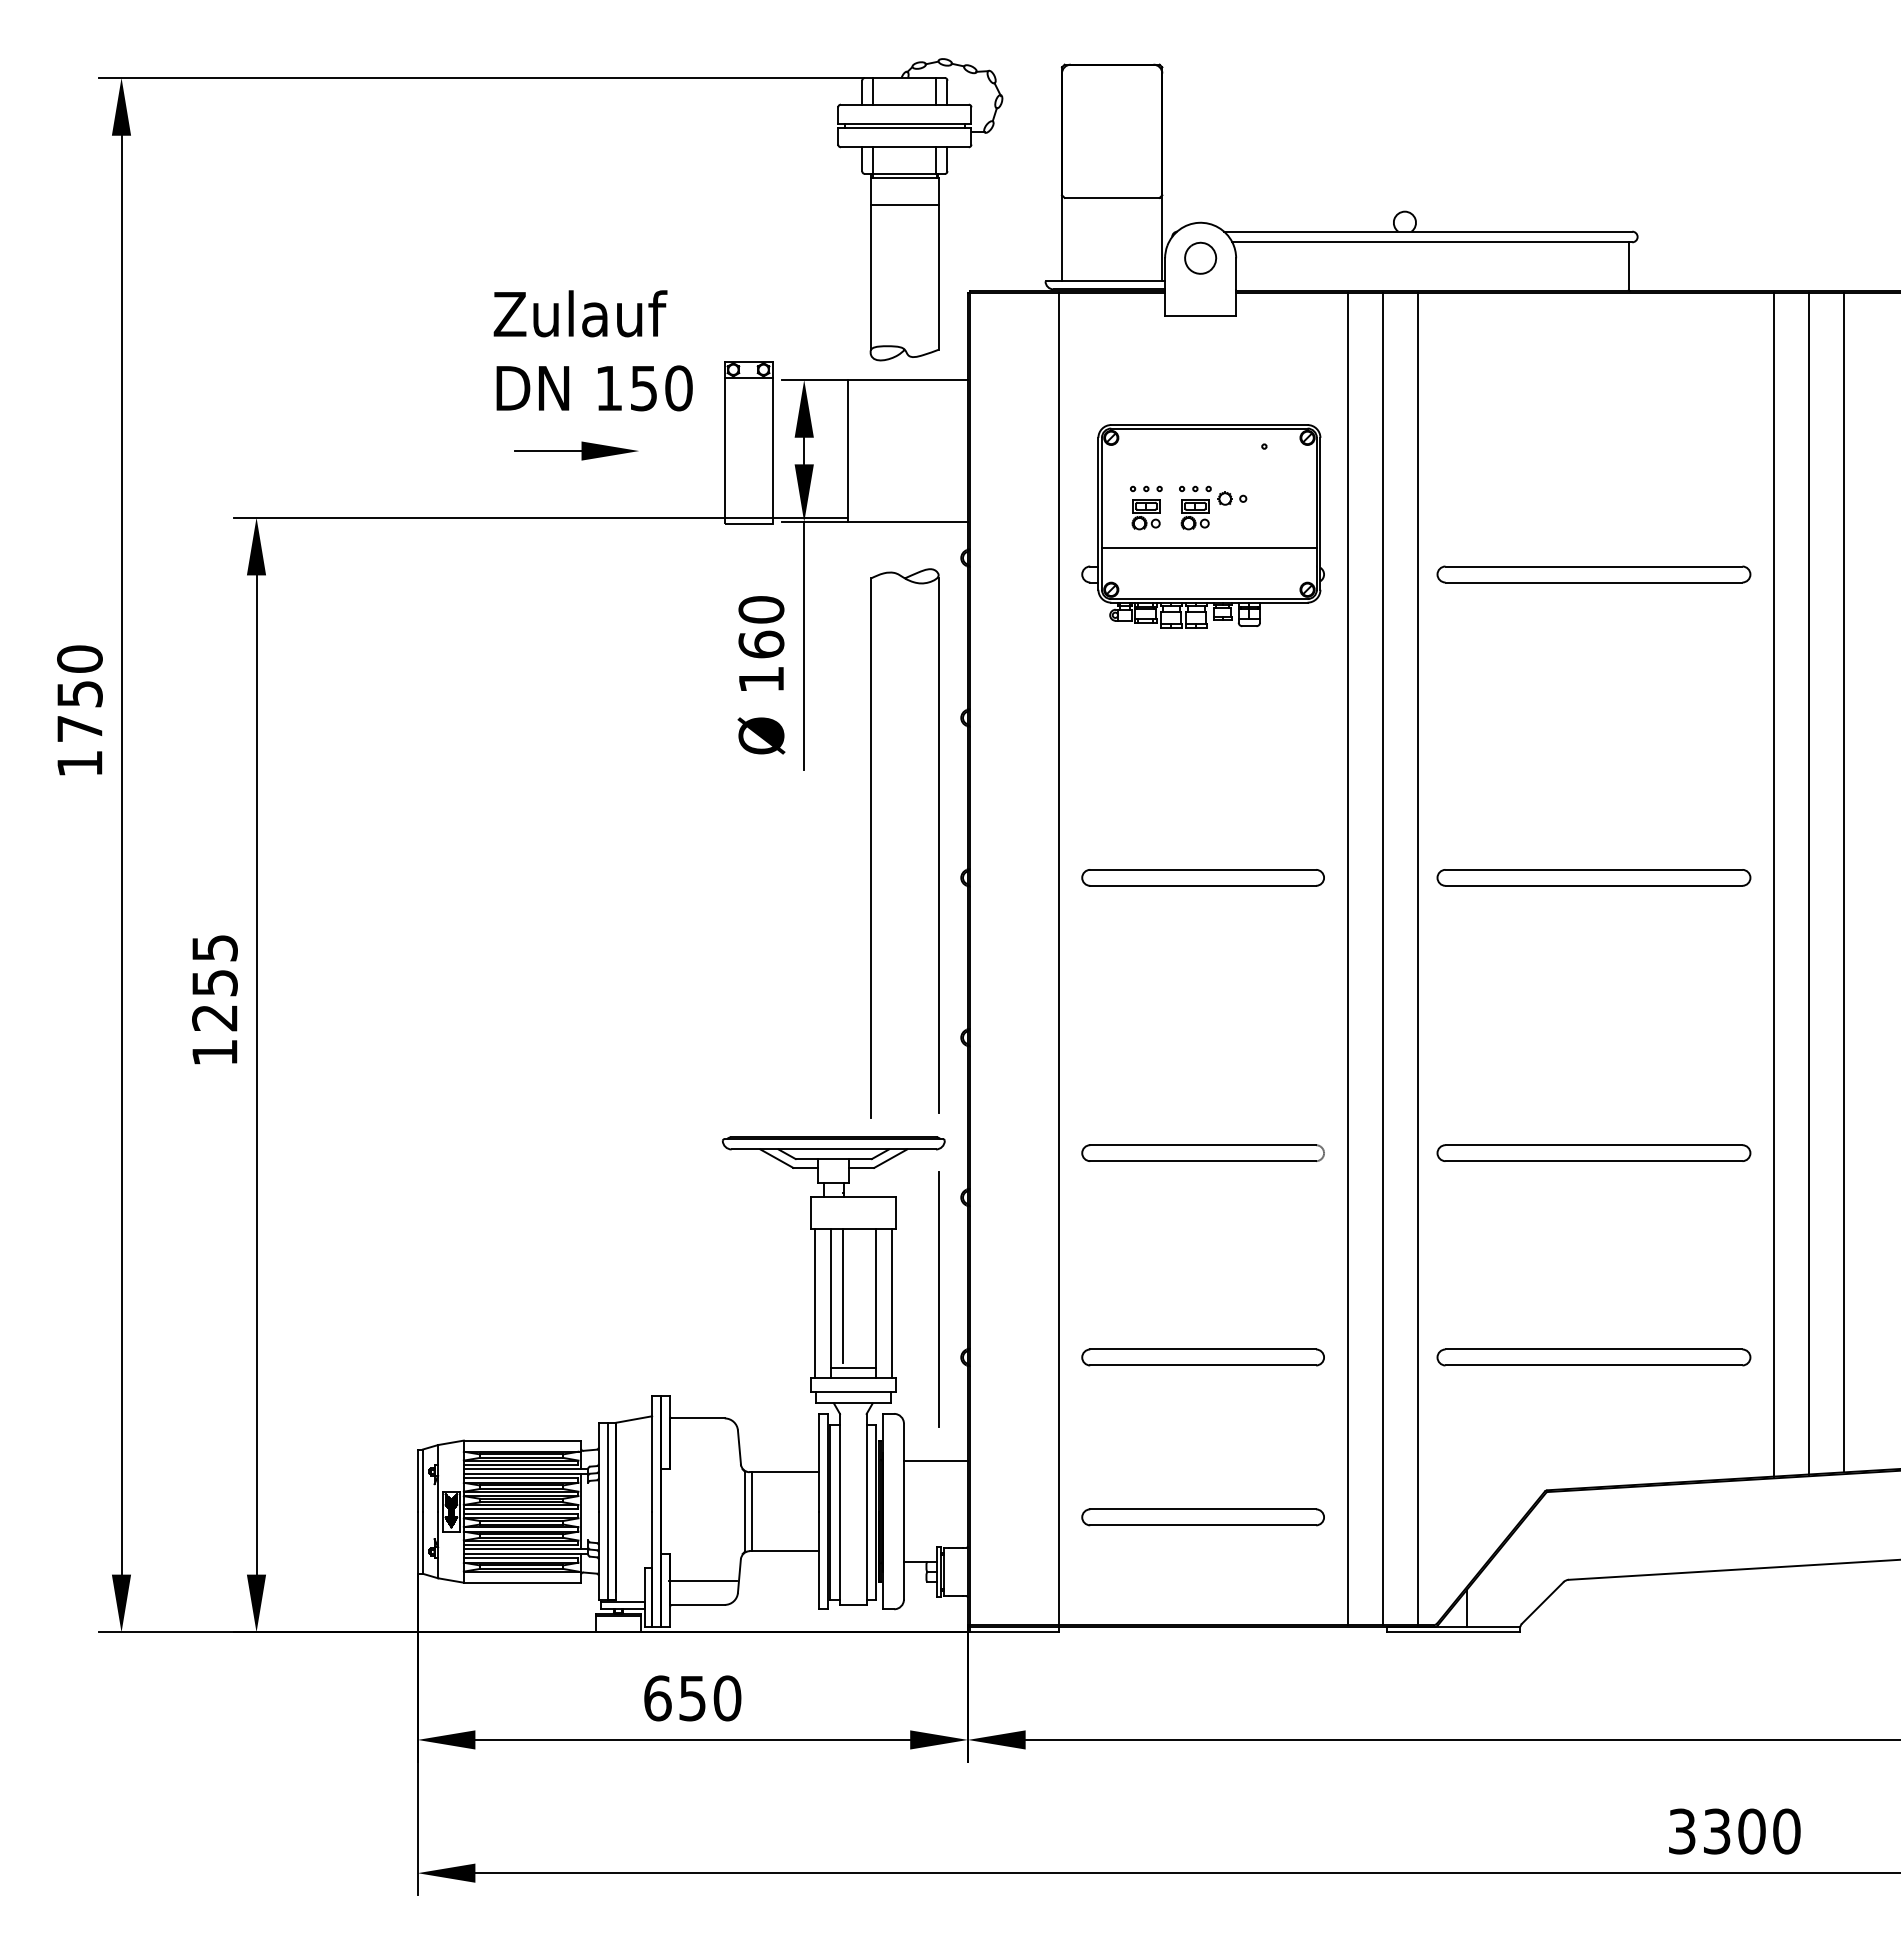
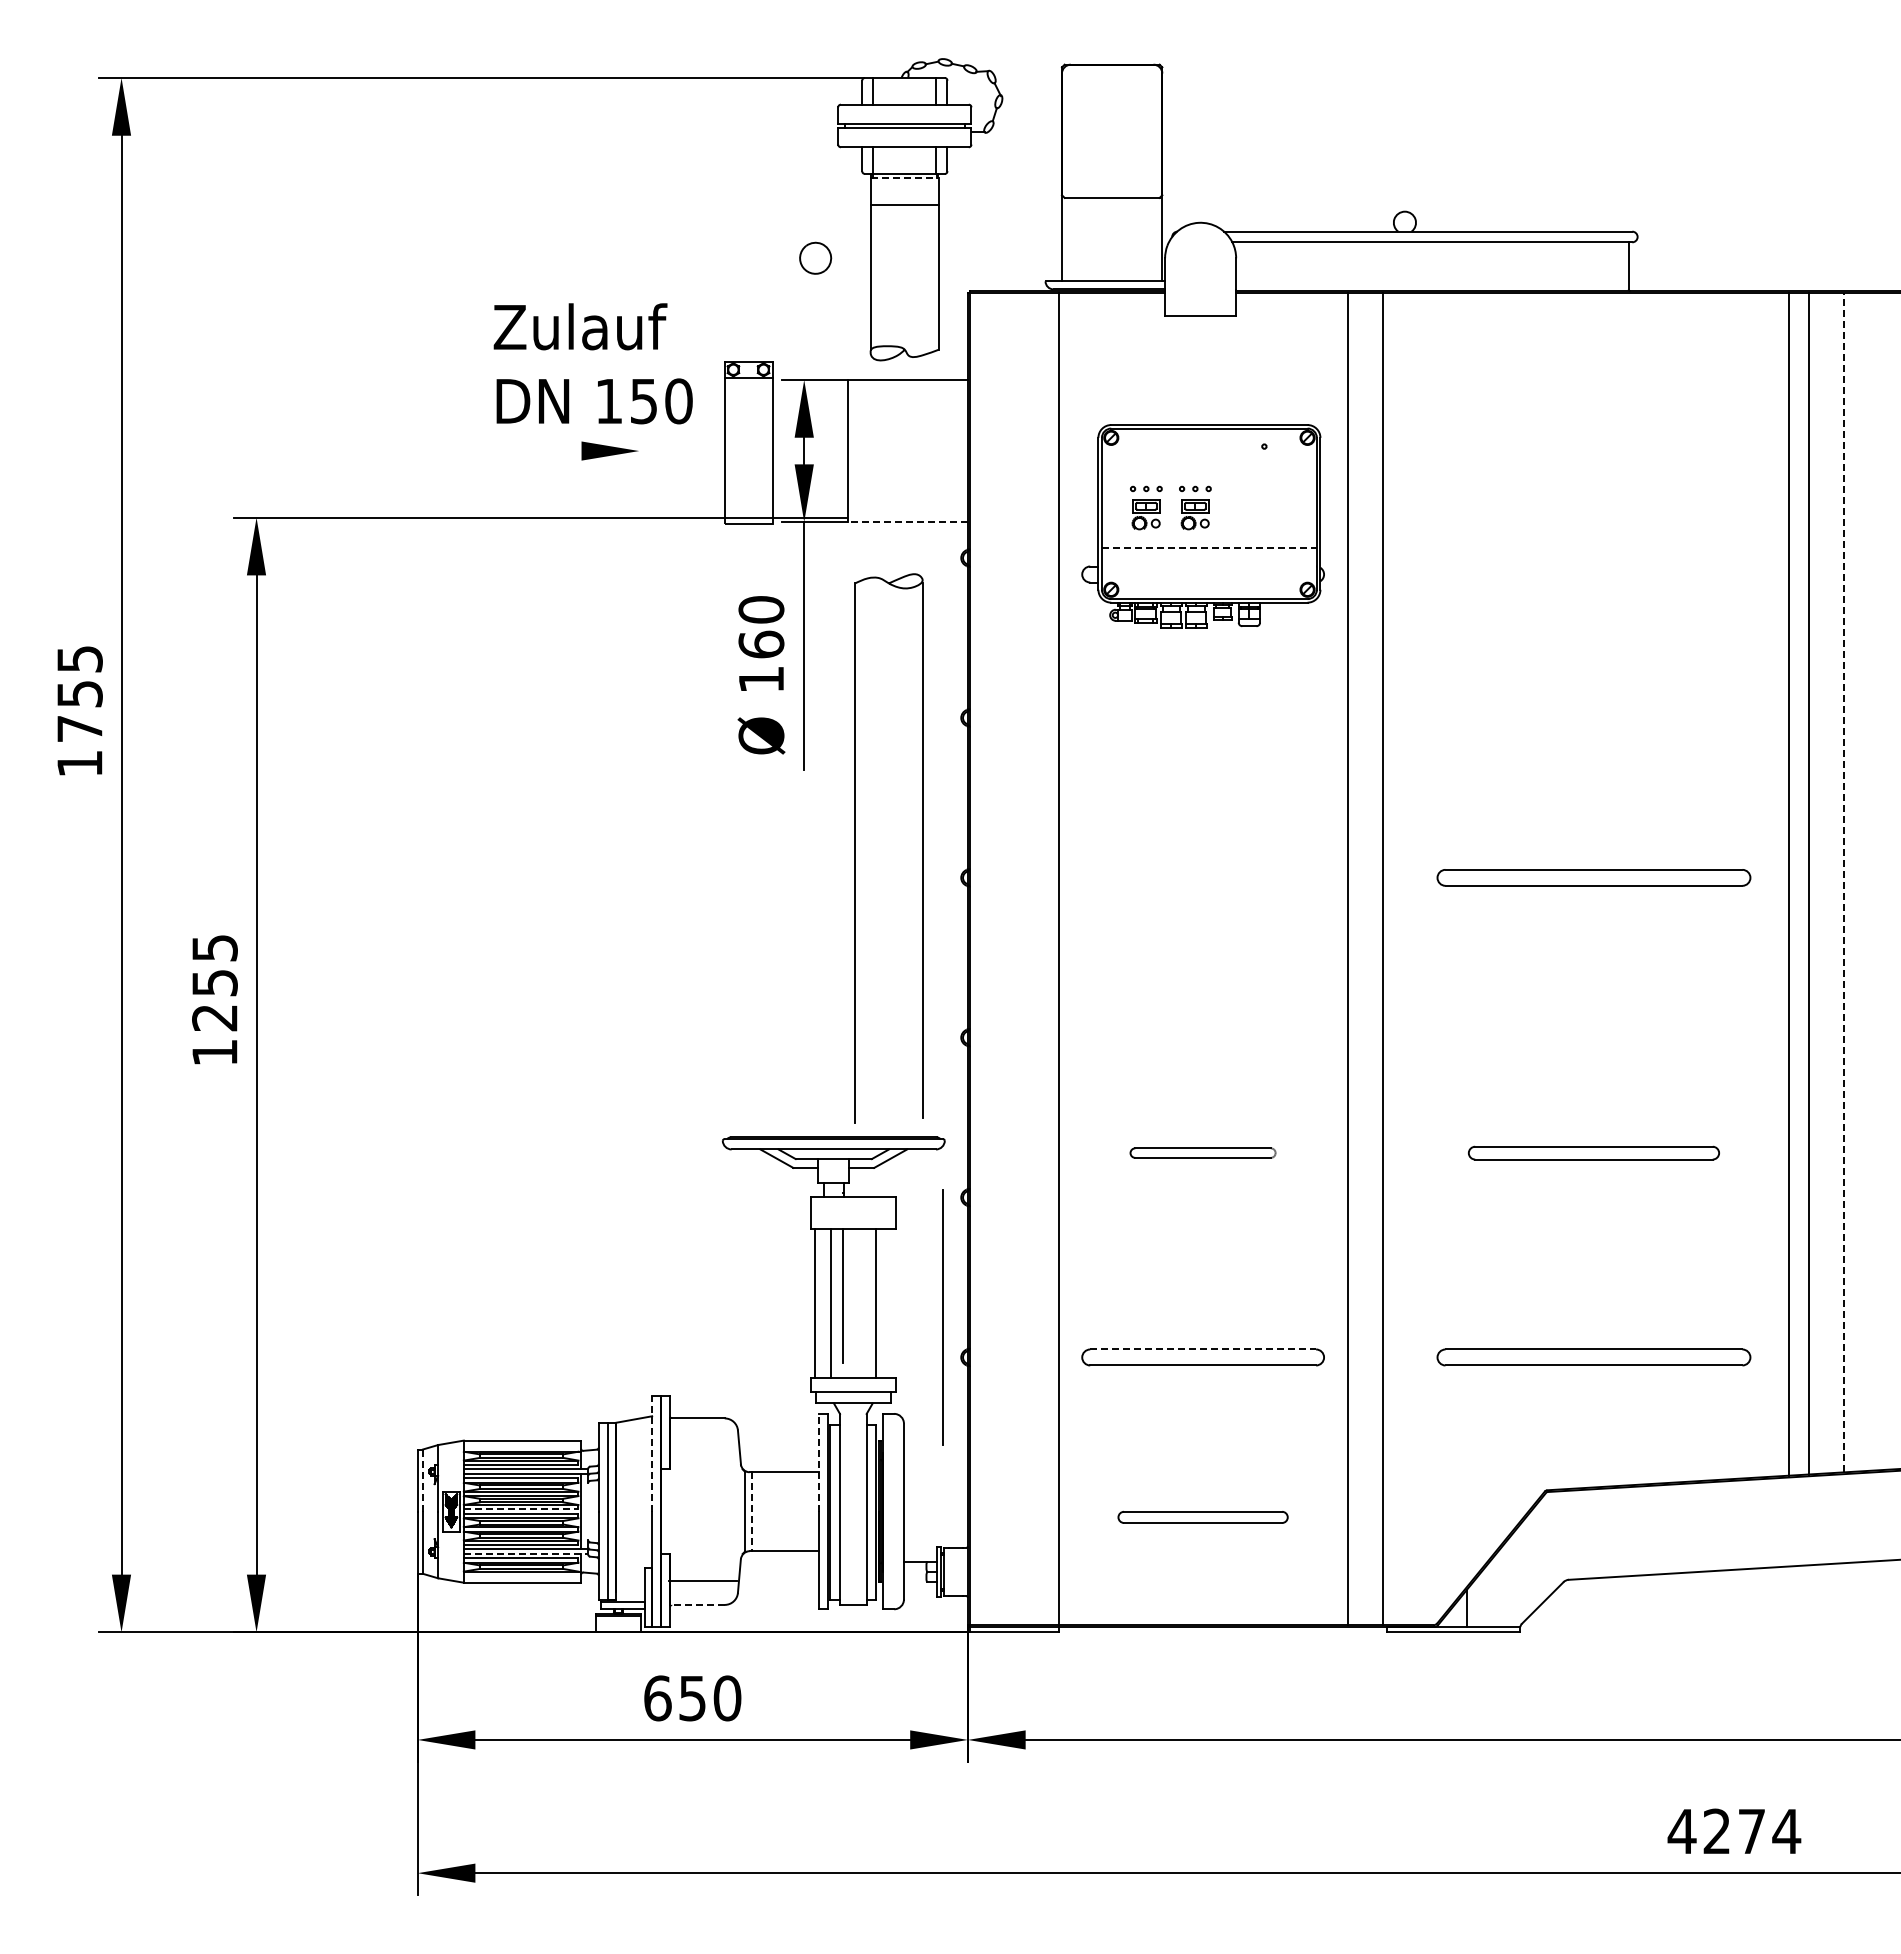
line: solid -> dashed (904, 178)
part position: (1200, 257) -> (815, 257) (815, 257)
text position: (592, 350) -> (592, 363) (592, 363)
line: present -> none (547, 451)
part: present -> none (1232, 498)
line: solid -> dashed (907, 522)
line: solid -> dashed (1209, 548)
part: present -> none (1593, 574)
text: 1750 -> 1755 (79, 658)
part position: (871, 843) -> (855, 848) (855, 848)
part: present -> none (1202, 877)
line: solid -> dashed (1843, 882)
line position: (1774, 884) -> (1789, 884) (1789, 884)
line: present -> none (1417, 958)
part size: 244x18 px -> 148x12 px (1202, 1152)
part size: 316x18 px -> 252x16 px (1593, 1152)
line position: (938, 1299) -> (942, 1317) (942, 1317)
line: present -> none (891, 1303)
line: solid -> dashed (1203, 1349)
line: present -> none (853, 1368)
line: solid -> dashed (652, 1453)
line: present -> none (935, 1460)
line: solid -> dashed (818, 1462)
line: solid -> dashed (423, 1481)
line: solid -> dashed (521, 1509)
line: solid -> dashed (752, 1512)
part size: 244x19 px -> 172x14 px (1202, 1516)
line: solid -> dashed (526, 1553)
line: solid -> dashed (696, 1604)
text: 3300 -> 4274 (1734, 1831)
